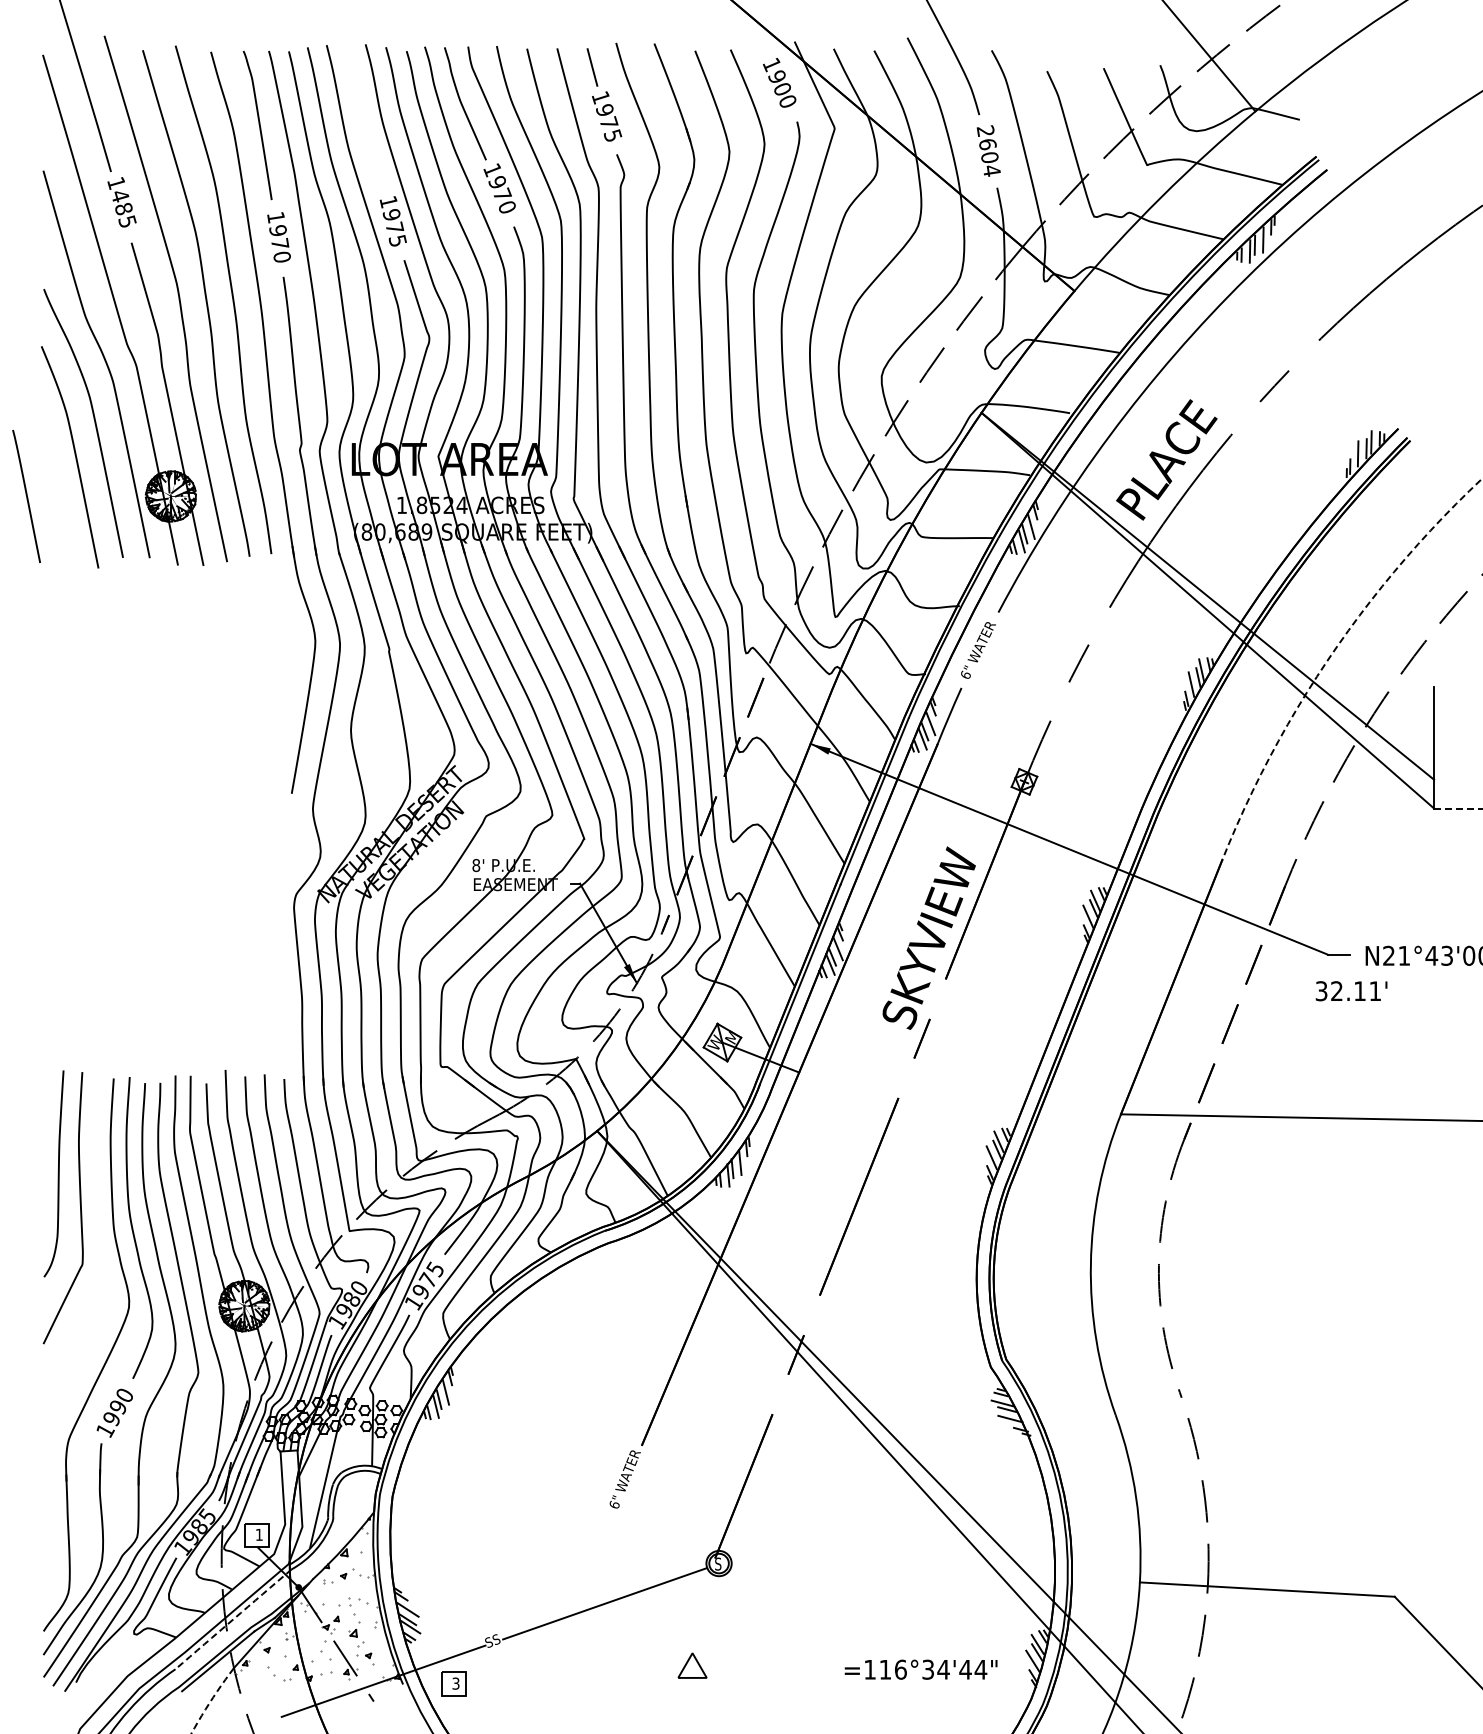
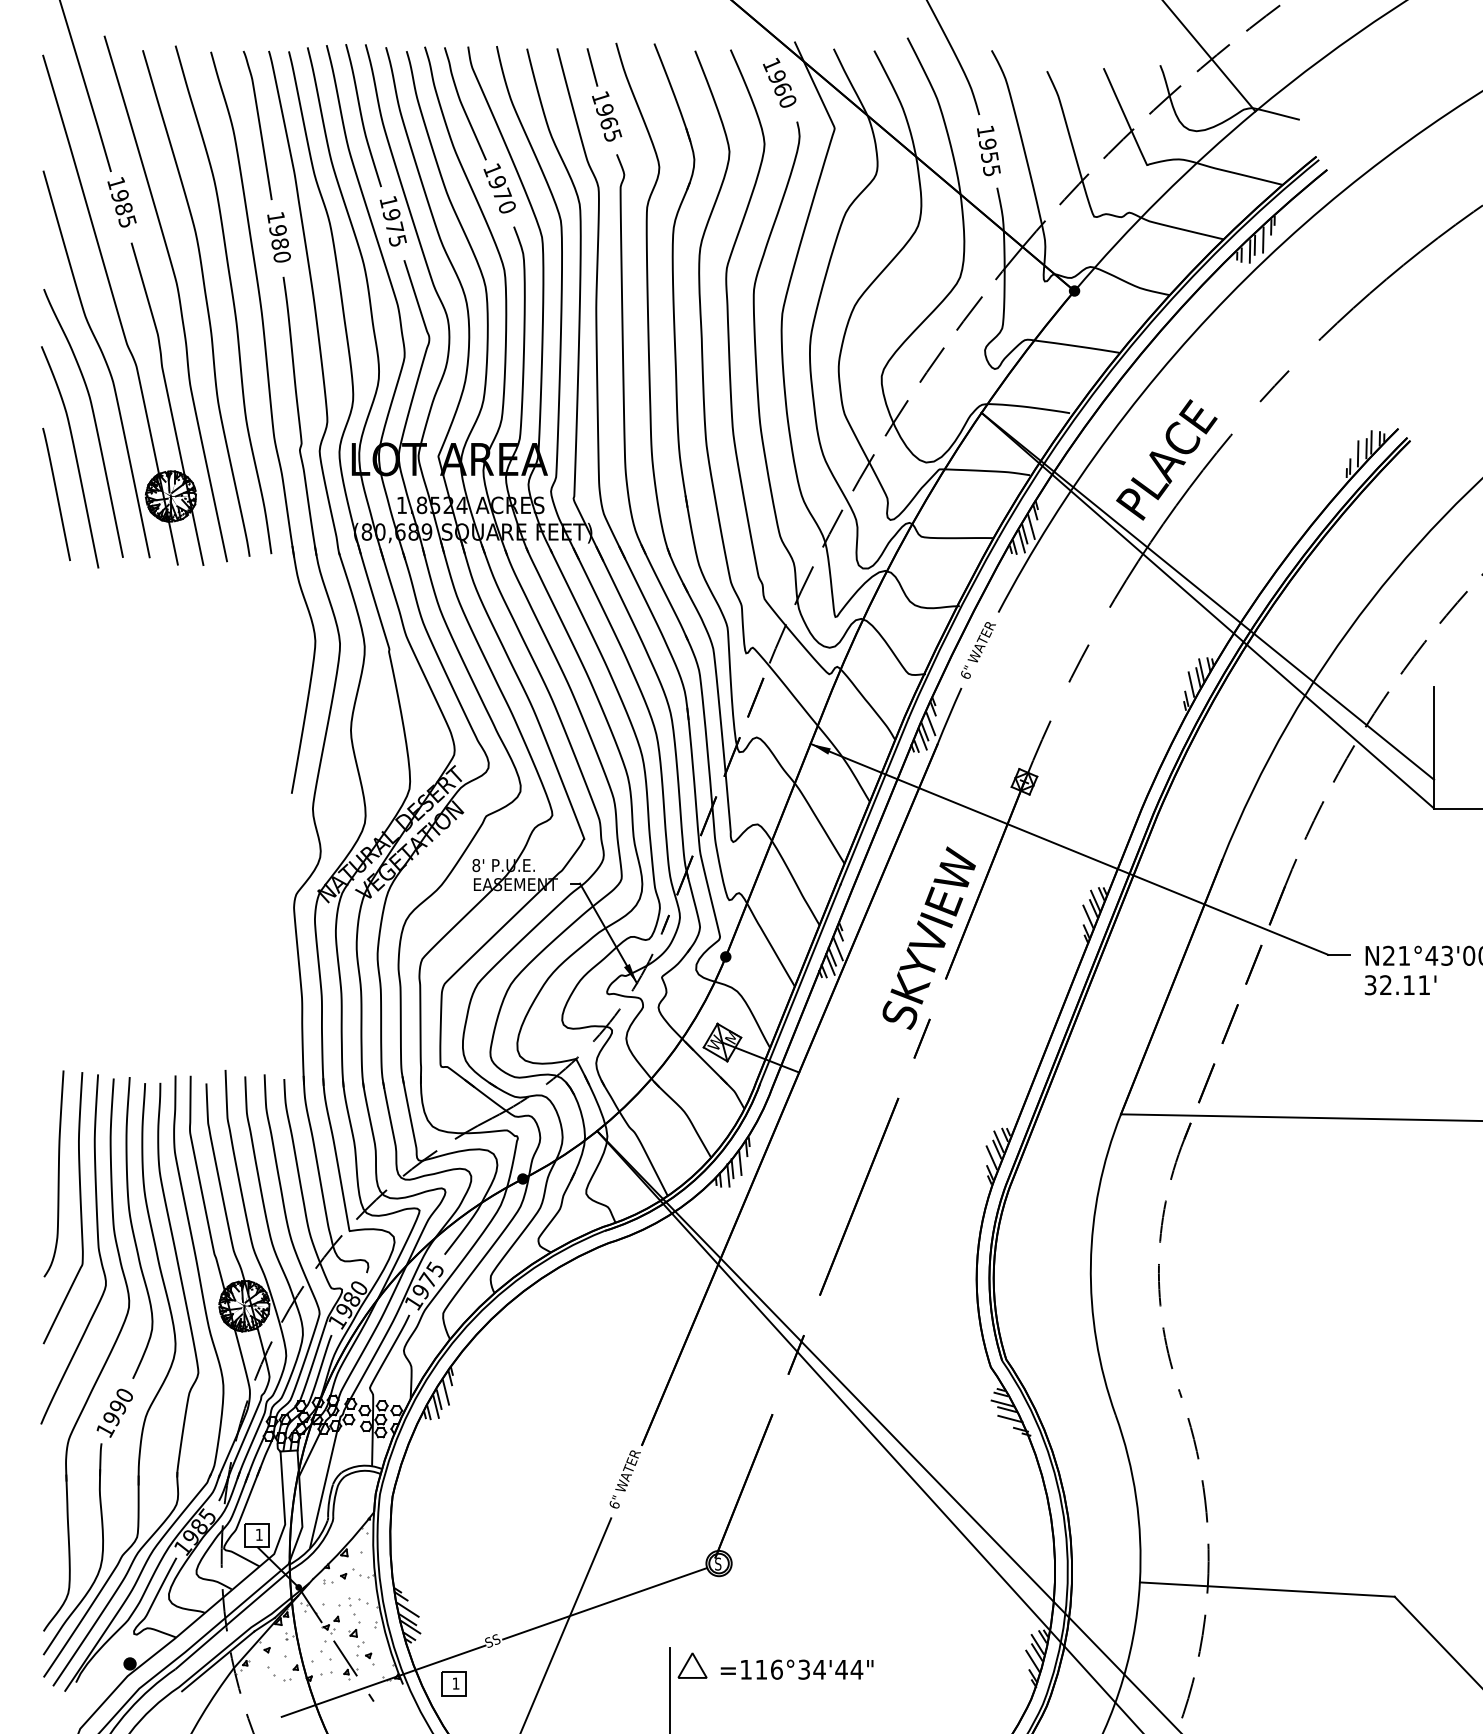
text: 1900 -> 1960 (782, 89)
curve: none -> present (362, 115)
text: 1975 -> 1965 (609, 122)
text: 2604 -> 1955 (988, 150)
text: 1485 -> 1985 (120, 196)
text: 1970 -> 1980 (280, 243)
fill: none -> present (1074, 290)
line position: (26, 495) -> (56, 493) (56, 493)
arc: dashed -> solid (1331, 655)
line: dashed -> solid (1458, 808)
fill: none -> present (725, 956)
text position: (1351, 991) -> (1400, 985) (1400, 985)
fill: none -> present (522, 1178)
curve: none -> present (97, 1248)
arc: dashed -> solid (233, 1619)
line: none -> present (566, 1624)
fill: none -> present (129, 1663)
text position: (920, 1669) -> (796, 1669) (796, 1669)
text: 3 -> 1 (455, 1683)
line: none -> present (669, 1688)
arc: dashed -> solid (211, 1700)
